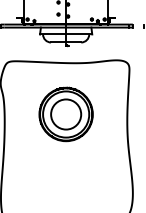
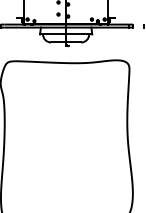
part: present -> none (65, 114)
